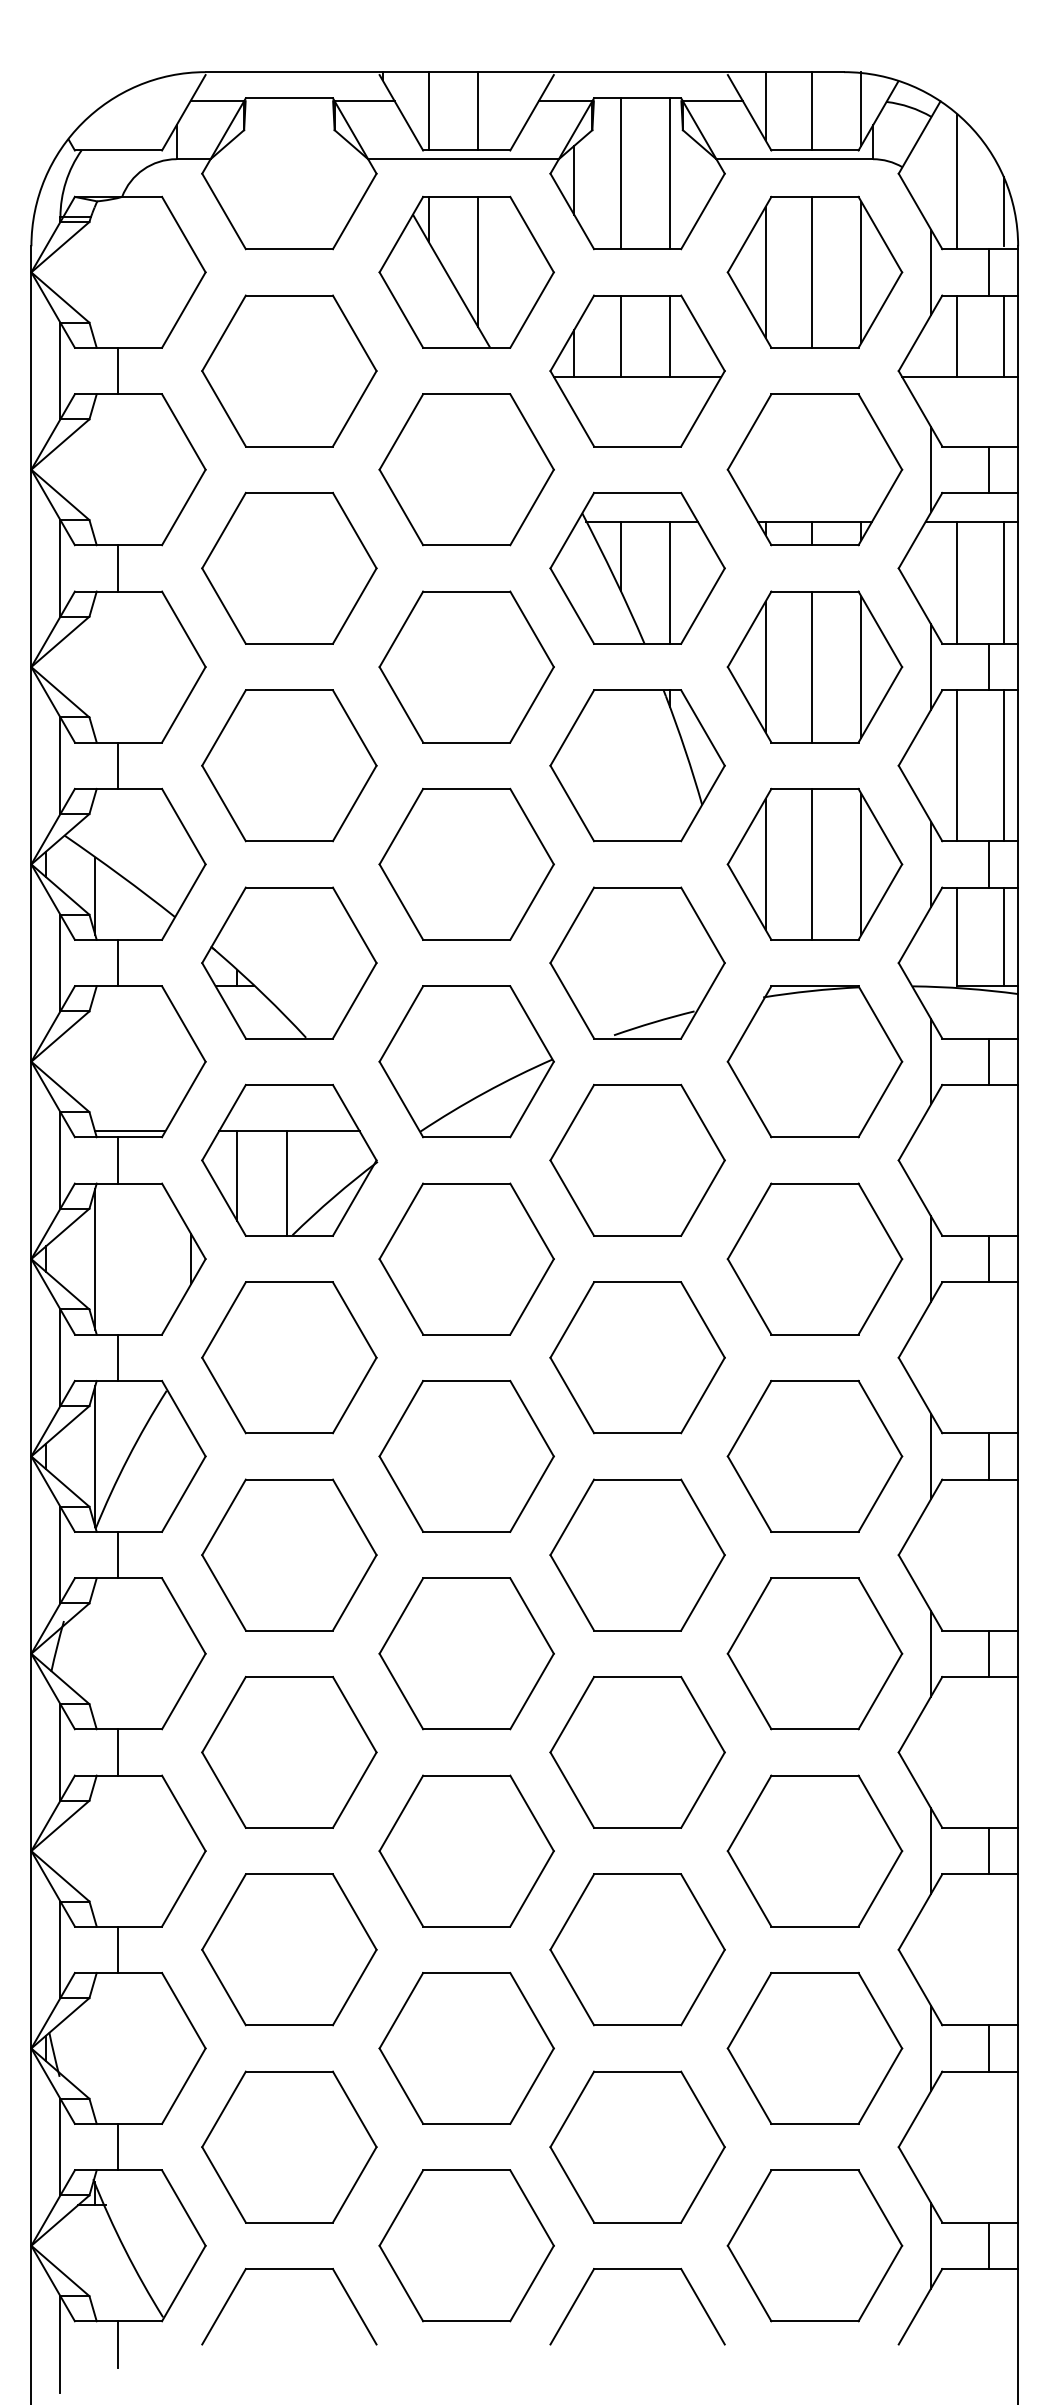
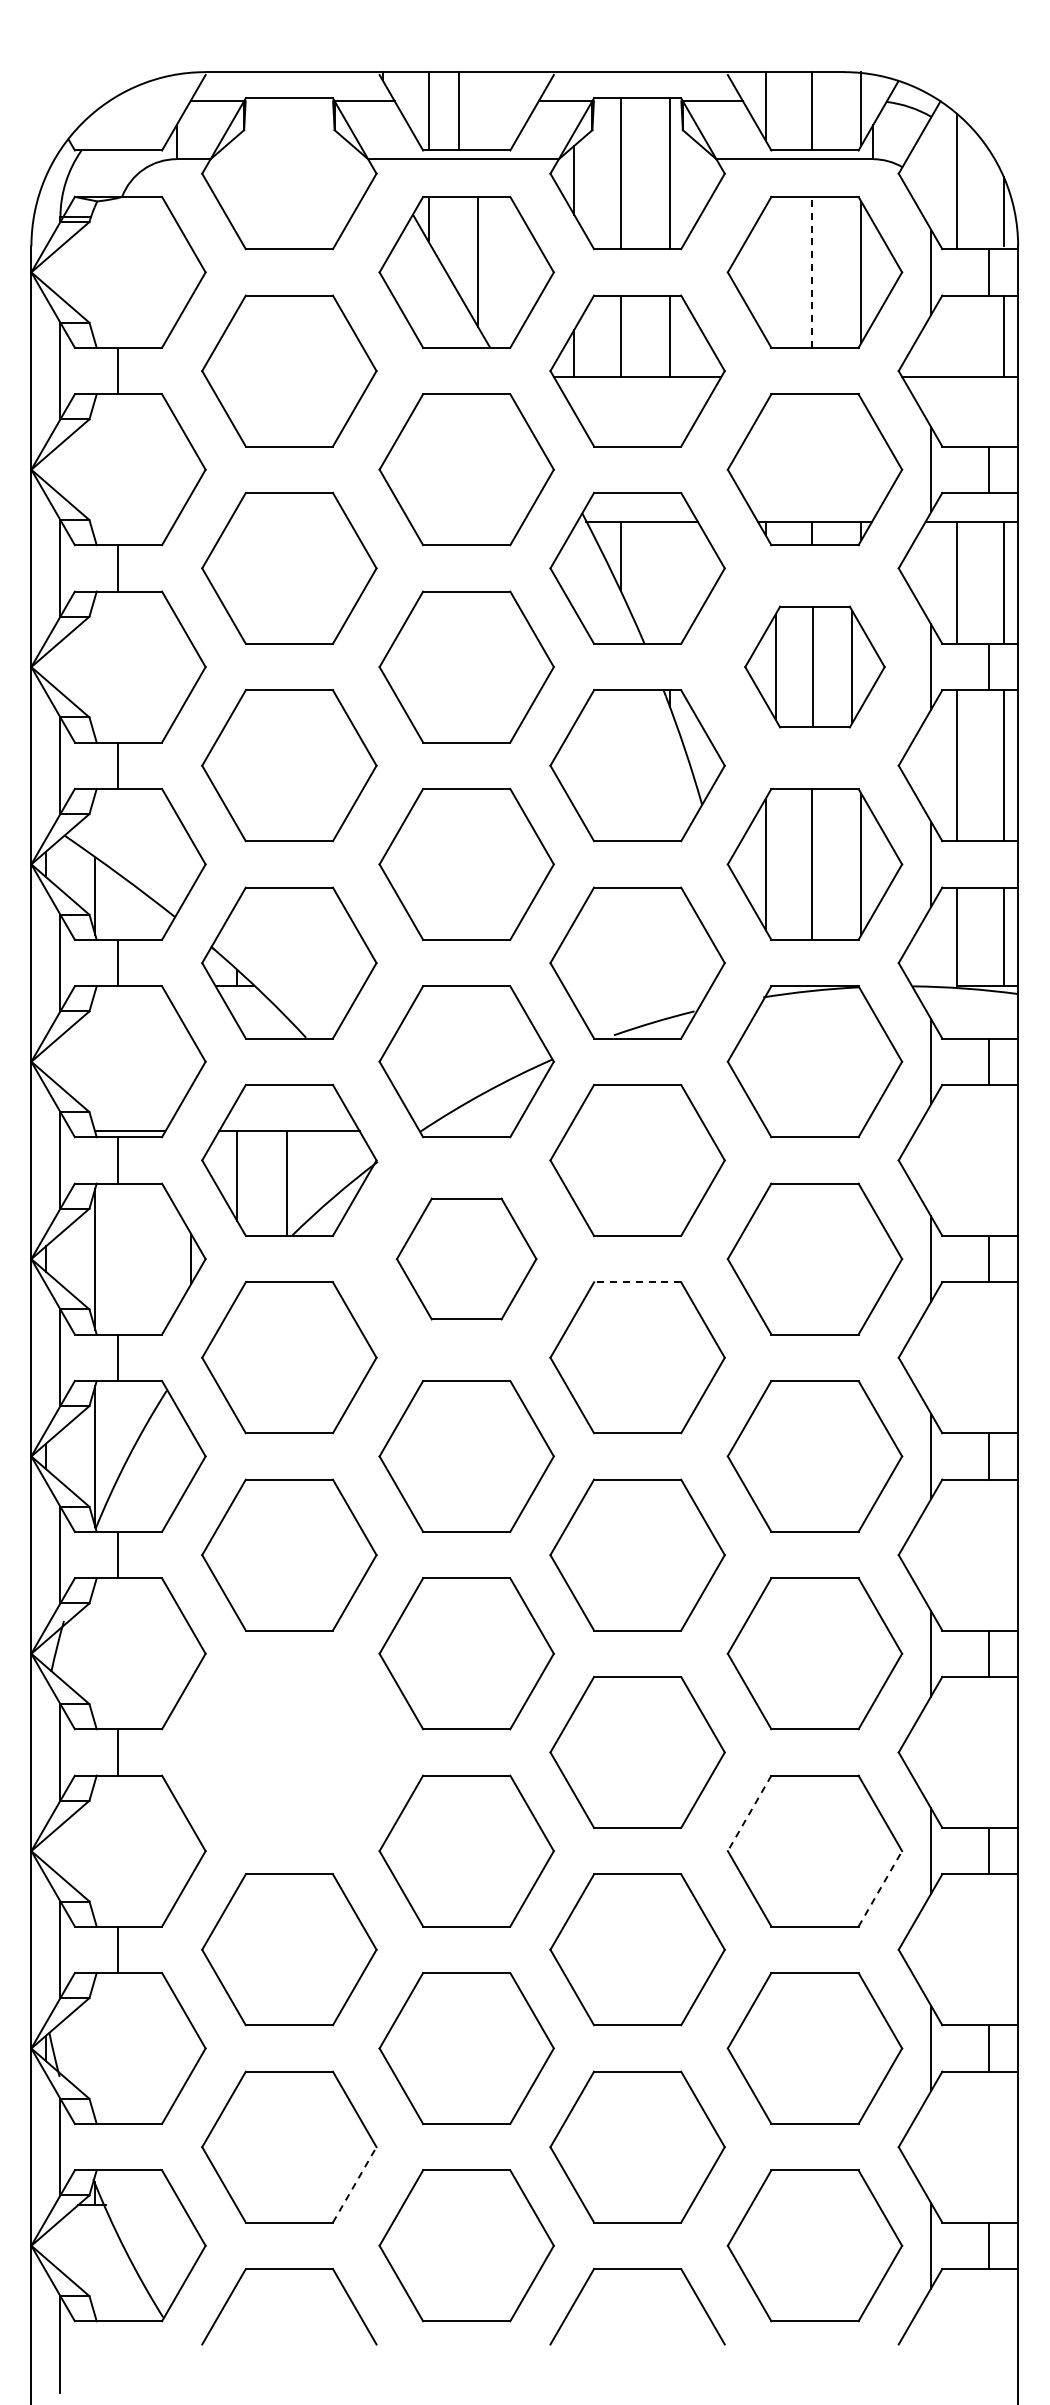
line position: (478, 111) -> (459, 111) (459, 111)
line: present -> none (765, 271)
line: solid -> dashed (812, 271)
line: present -> none (957, 335)
line: present -> none (669, 582)
part size: 178x154 px -> 142x124 px (814, 666)
line: present -> none (989, 864)
part size: 177x154 px -> 143x124 px (466, 1258)
line: solid -> dashed (637, 1282)
part: present -> none (289, 1752)
line: solid -> dashed (749, 1813)
line: solid -> dashed (880, 1888)
line: present -> none (118, 2146)
line: solid -> dashed (354, 2184)
line: present -> none (118, 2344)
